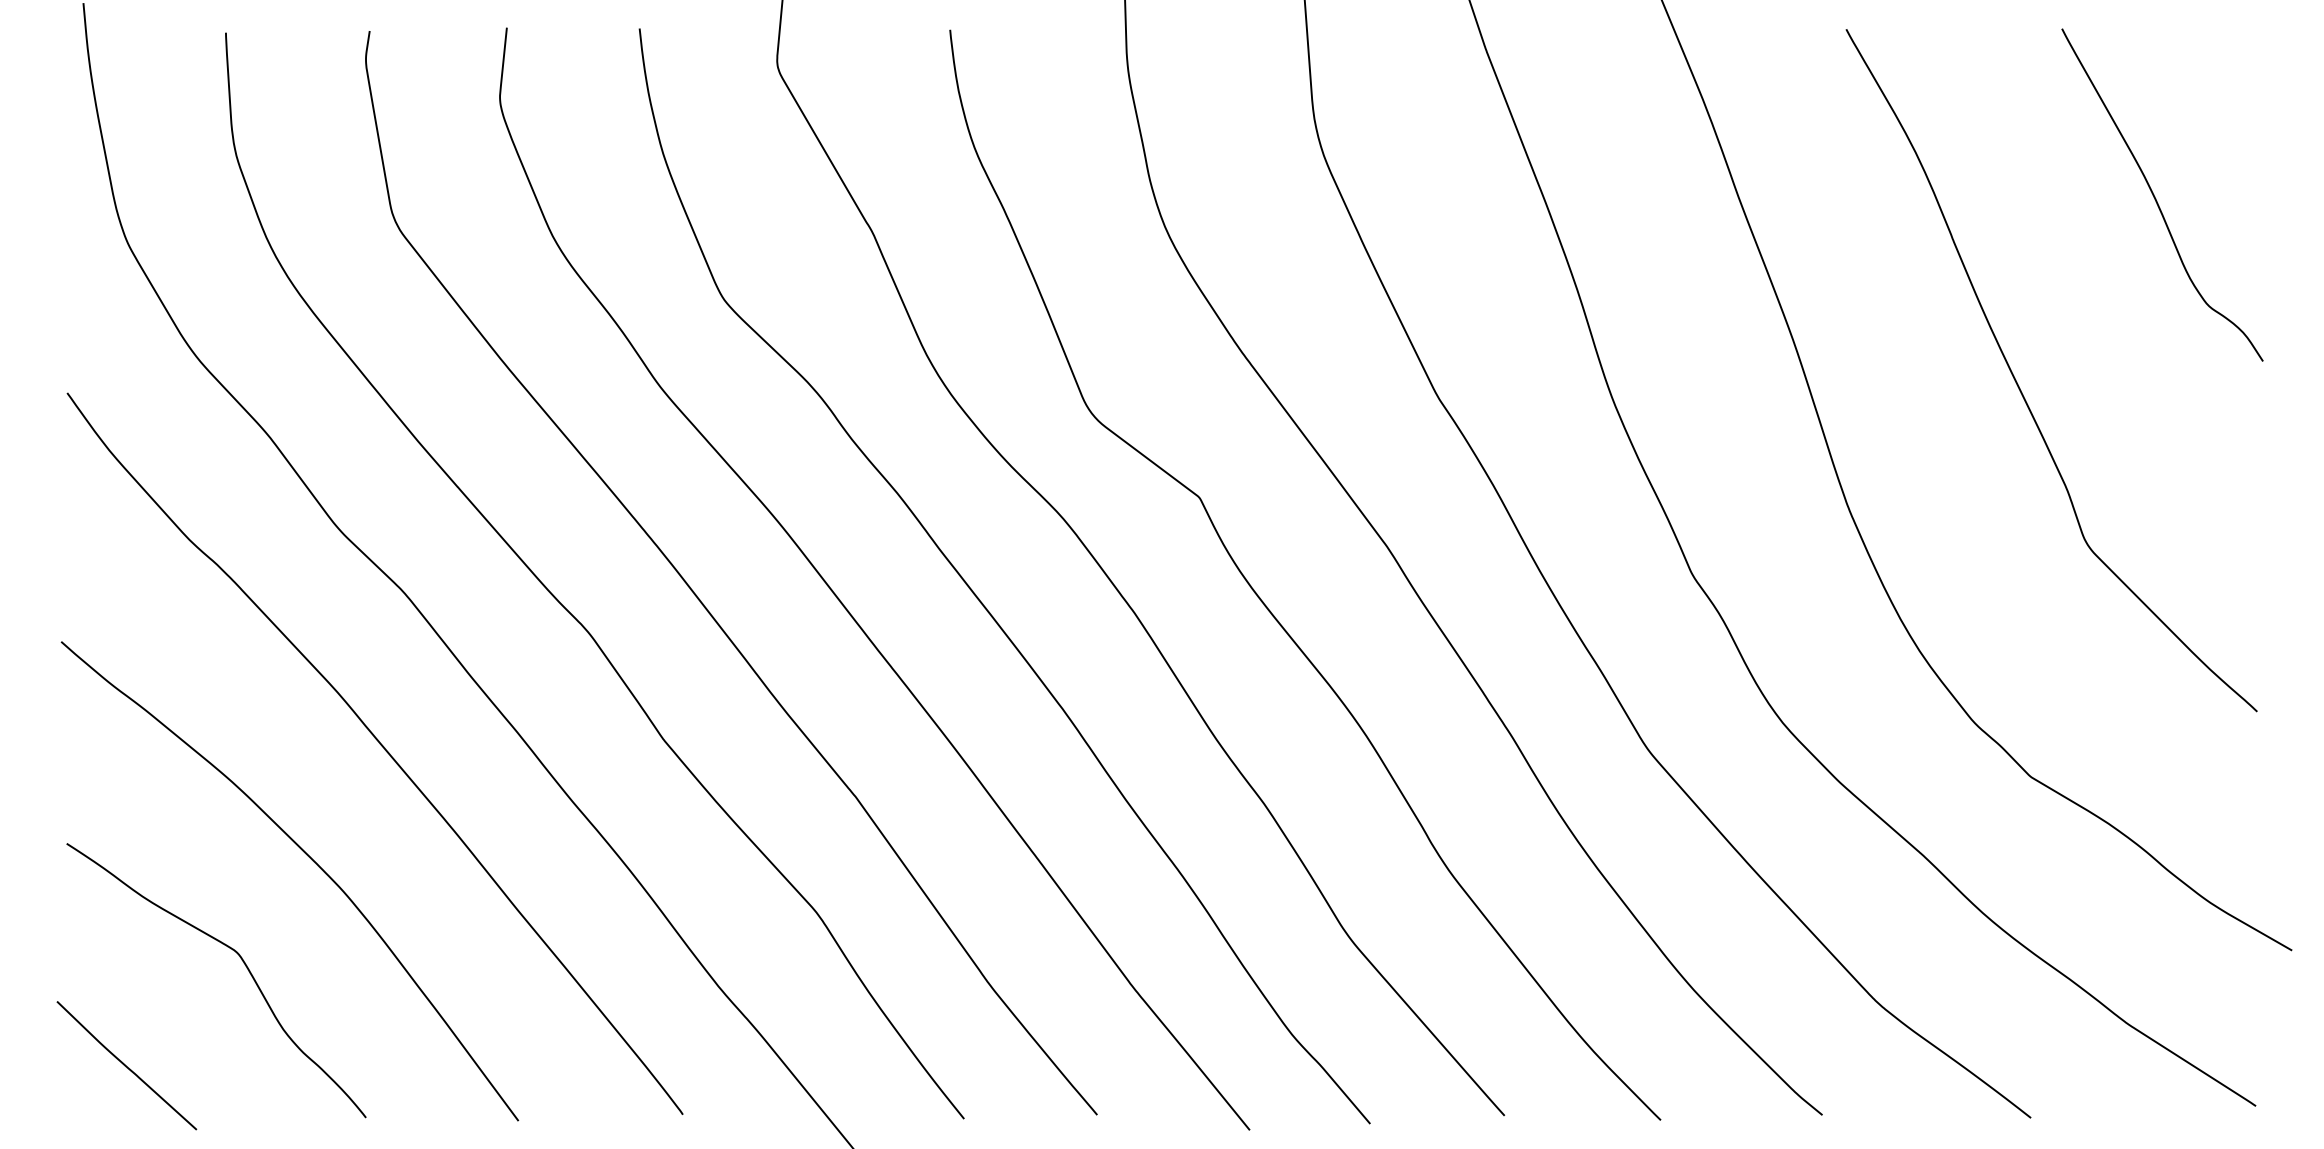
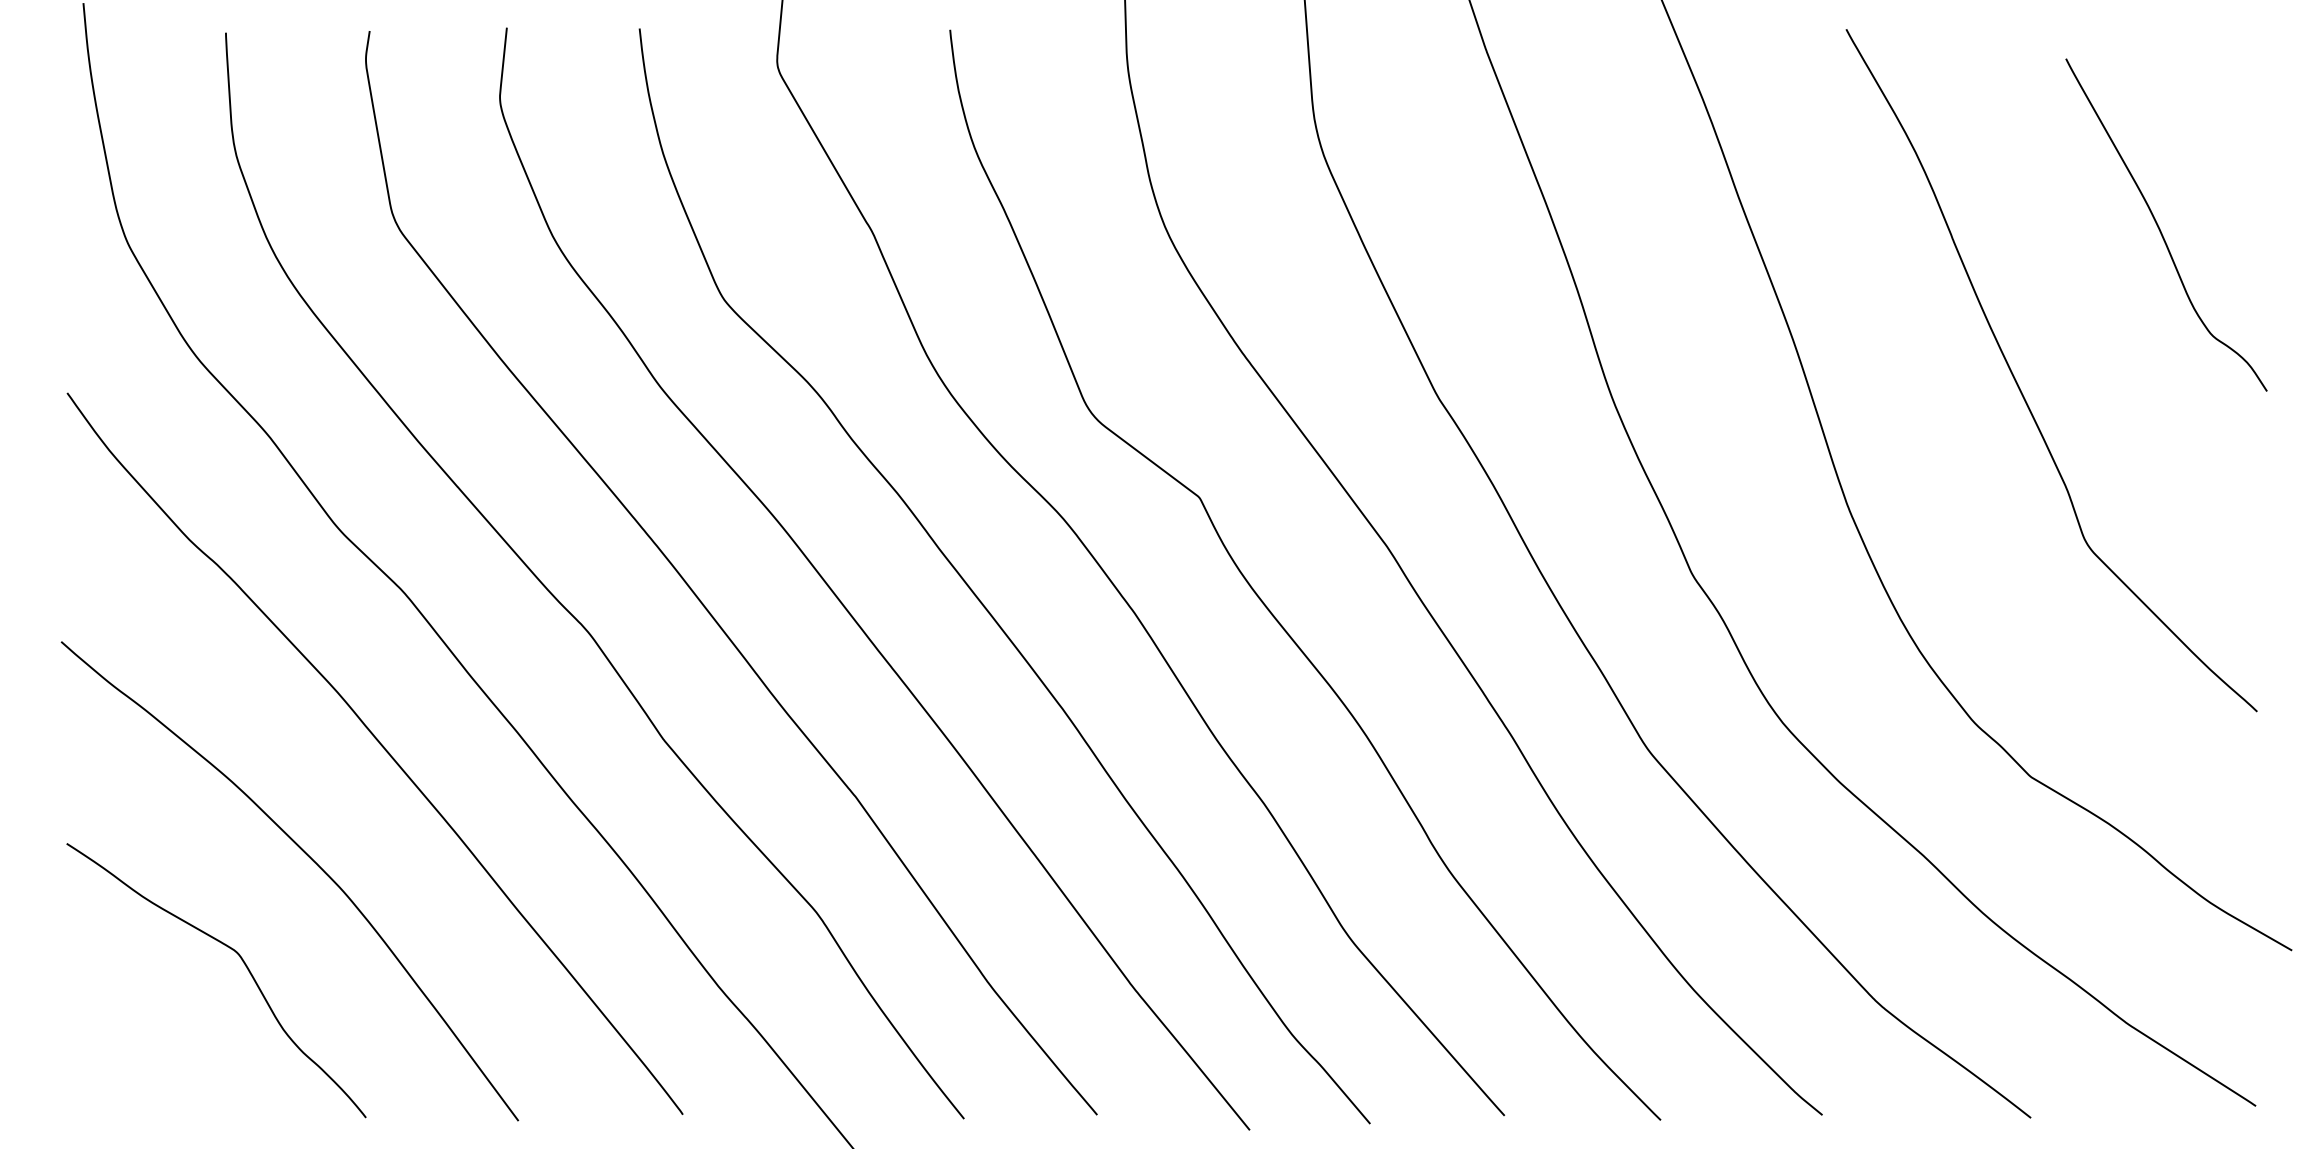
curve position: (2156, 198) -> (2160, 228) (2160, 228)
curve: present -> none (126, 1065)
